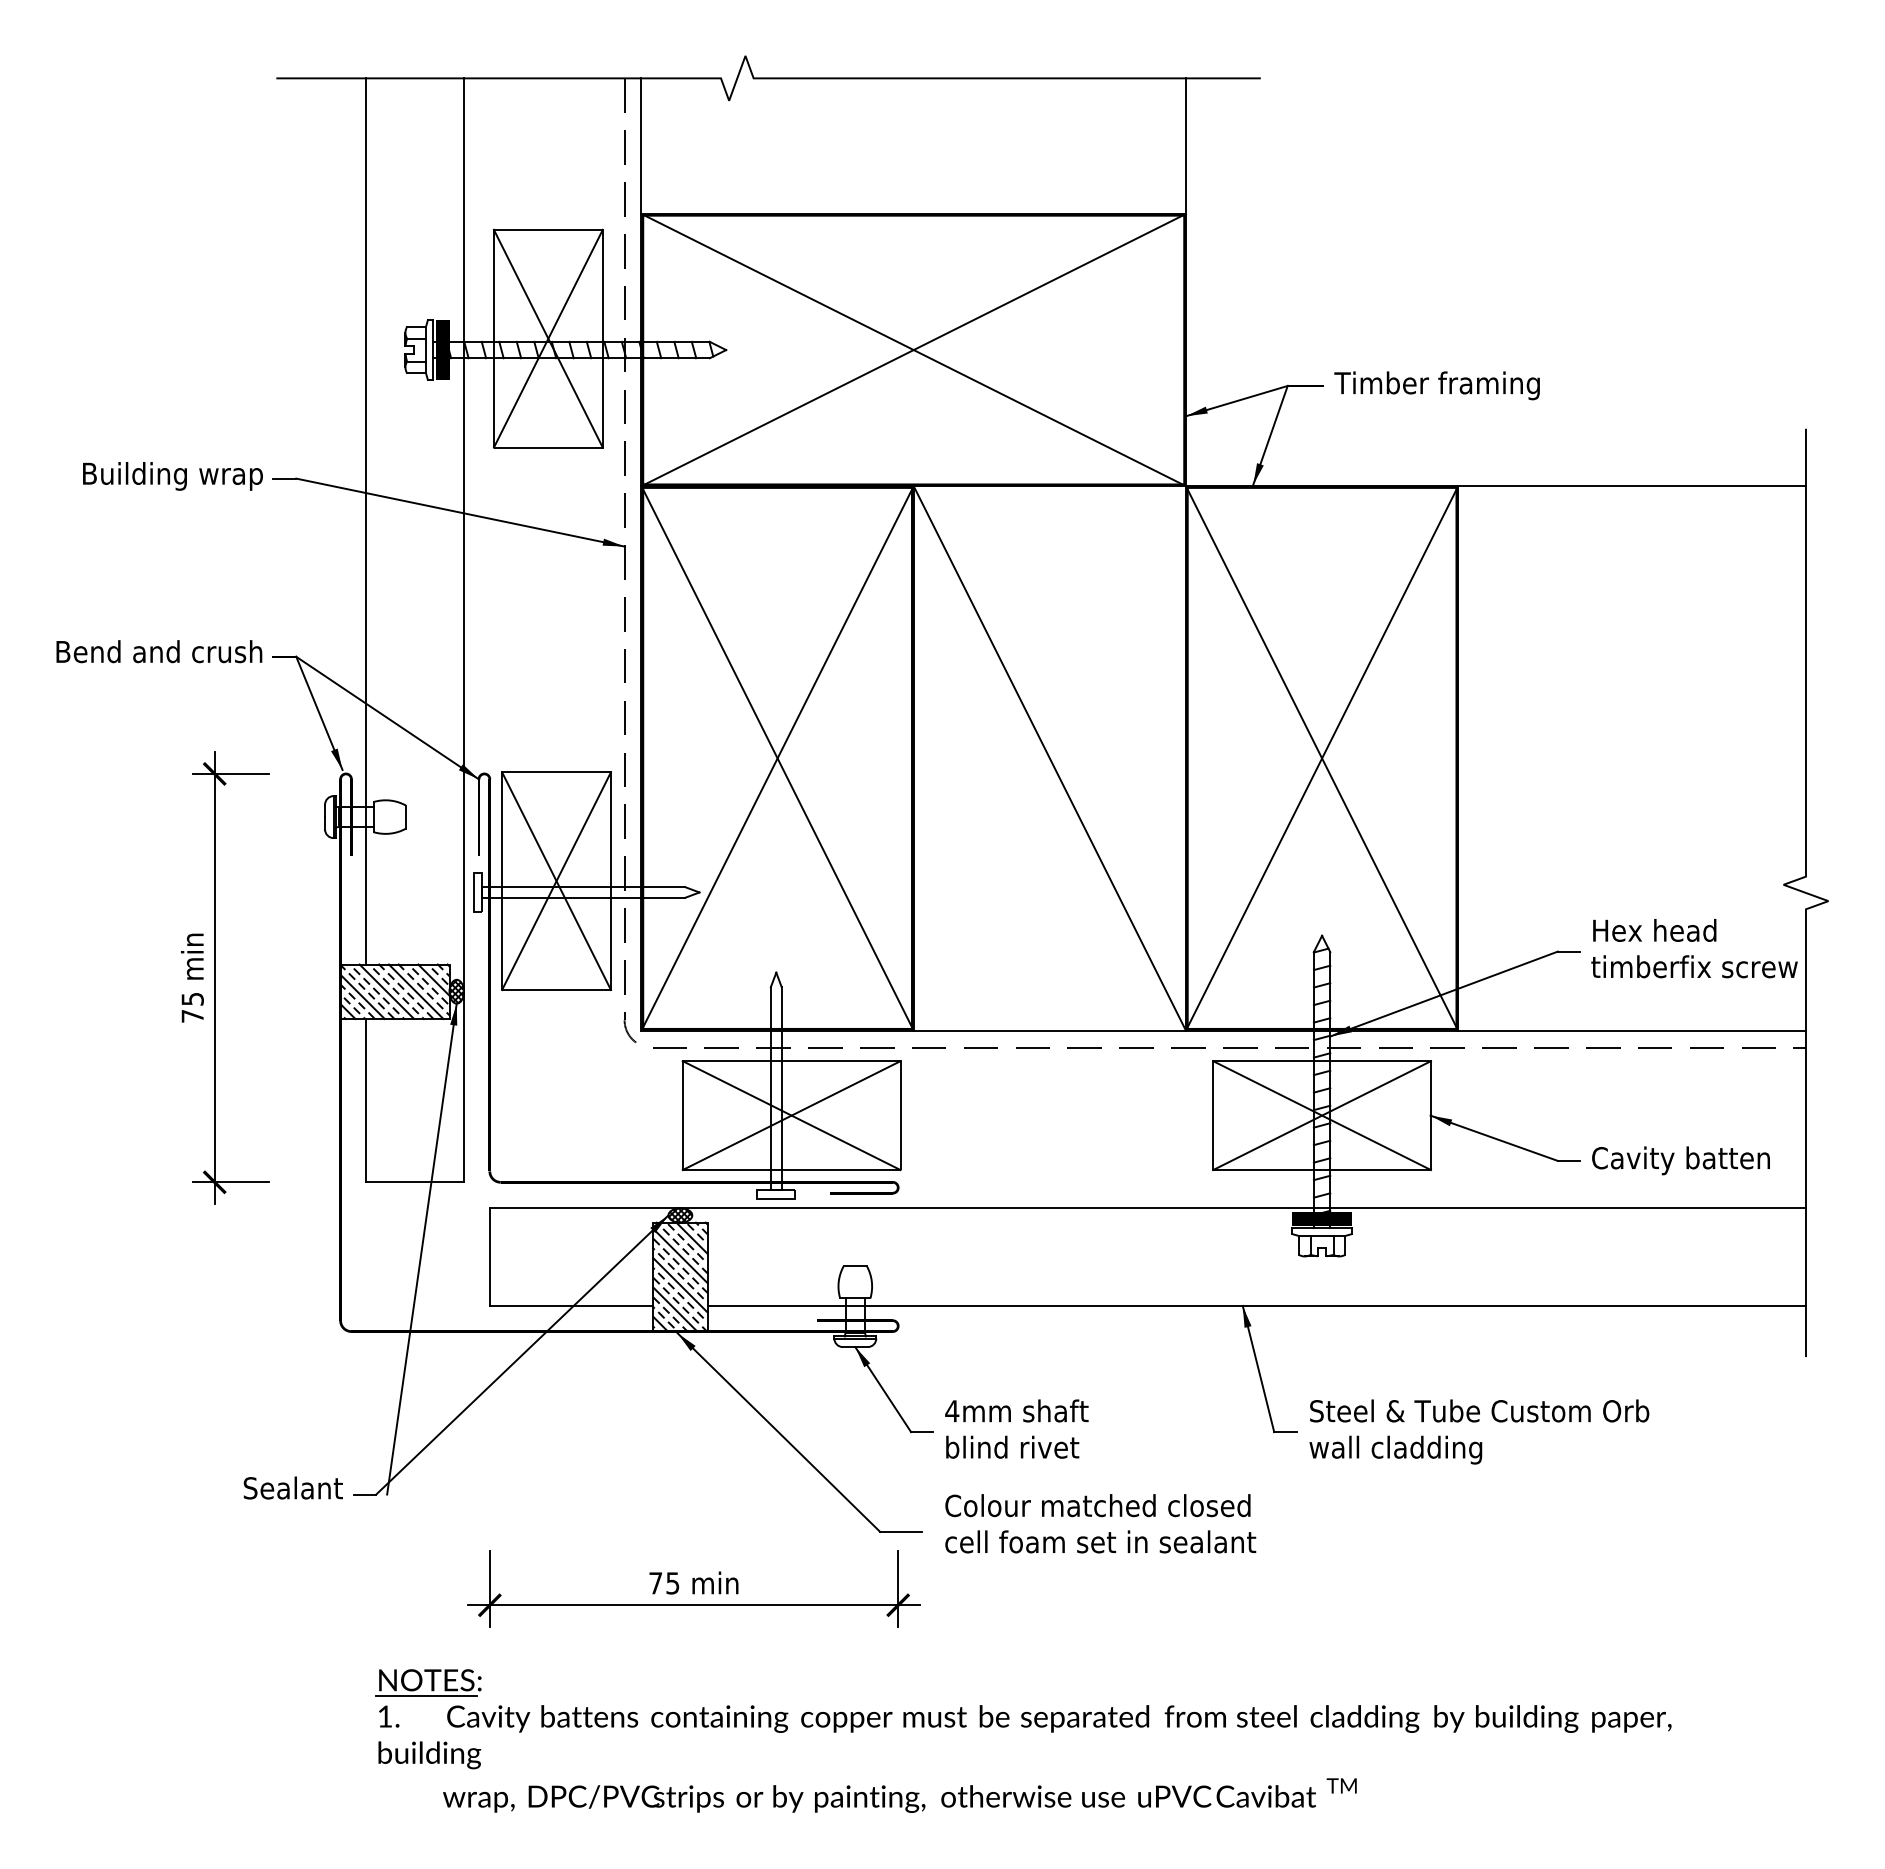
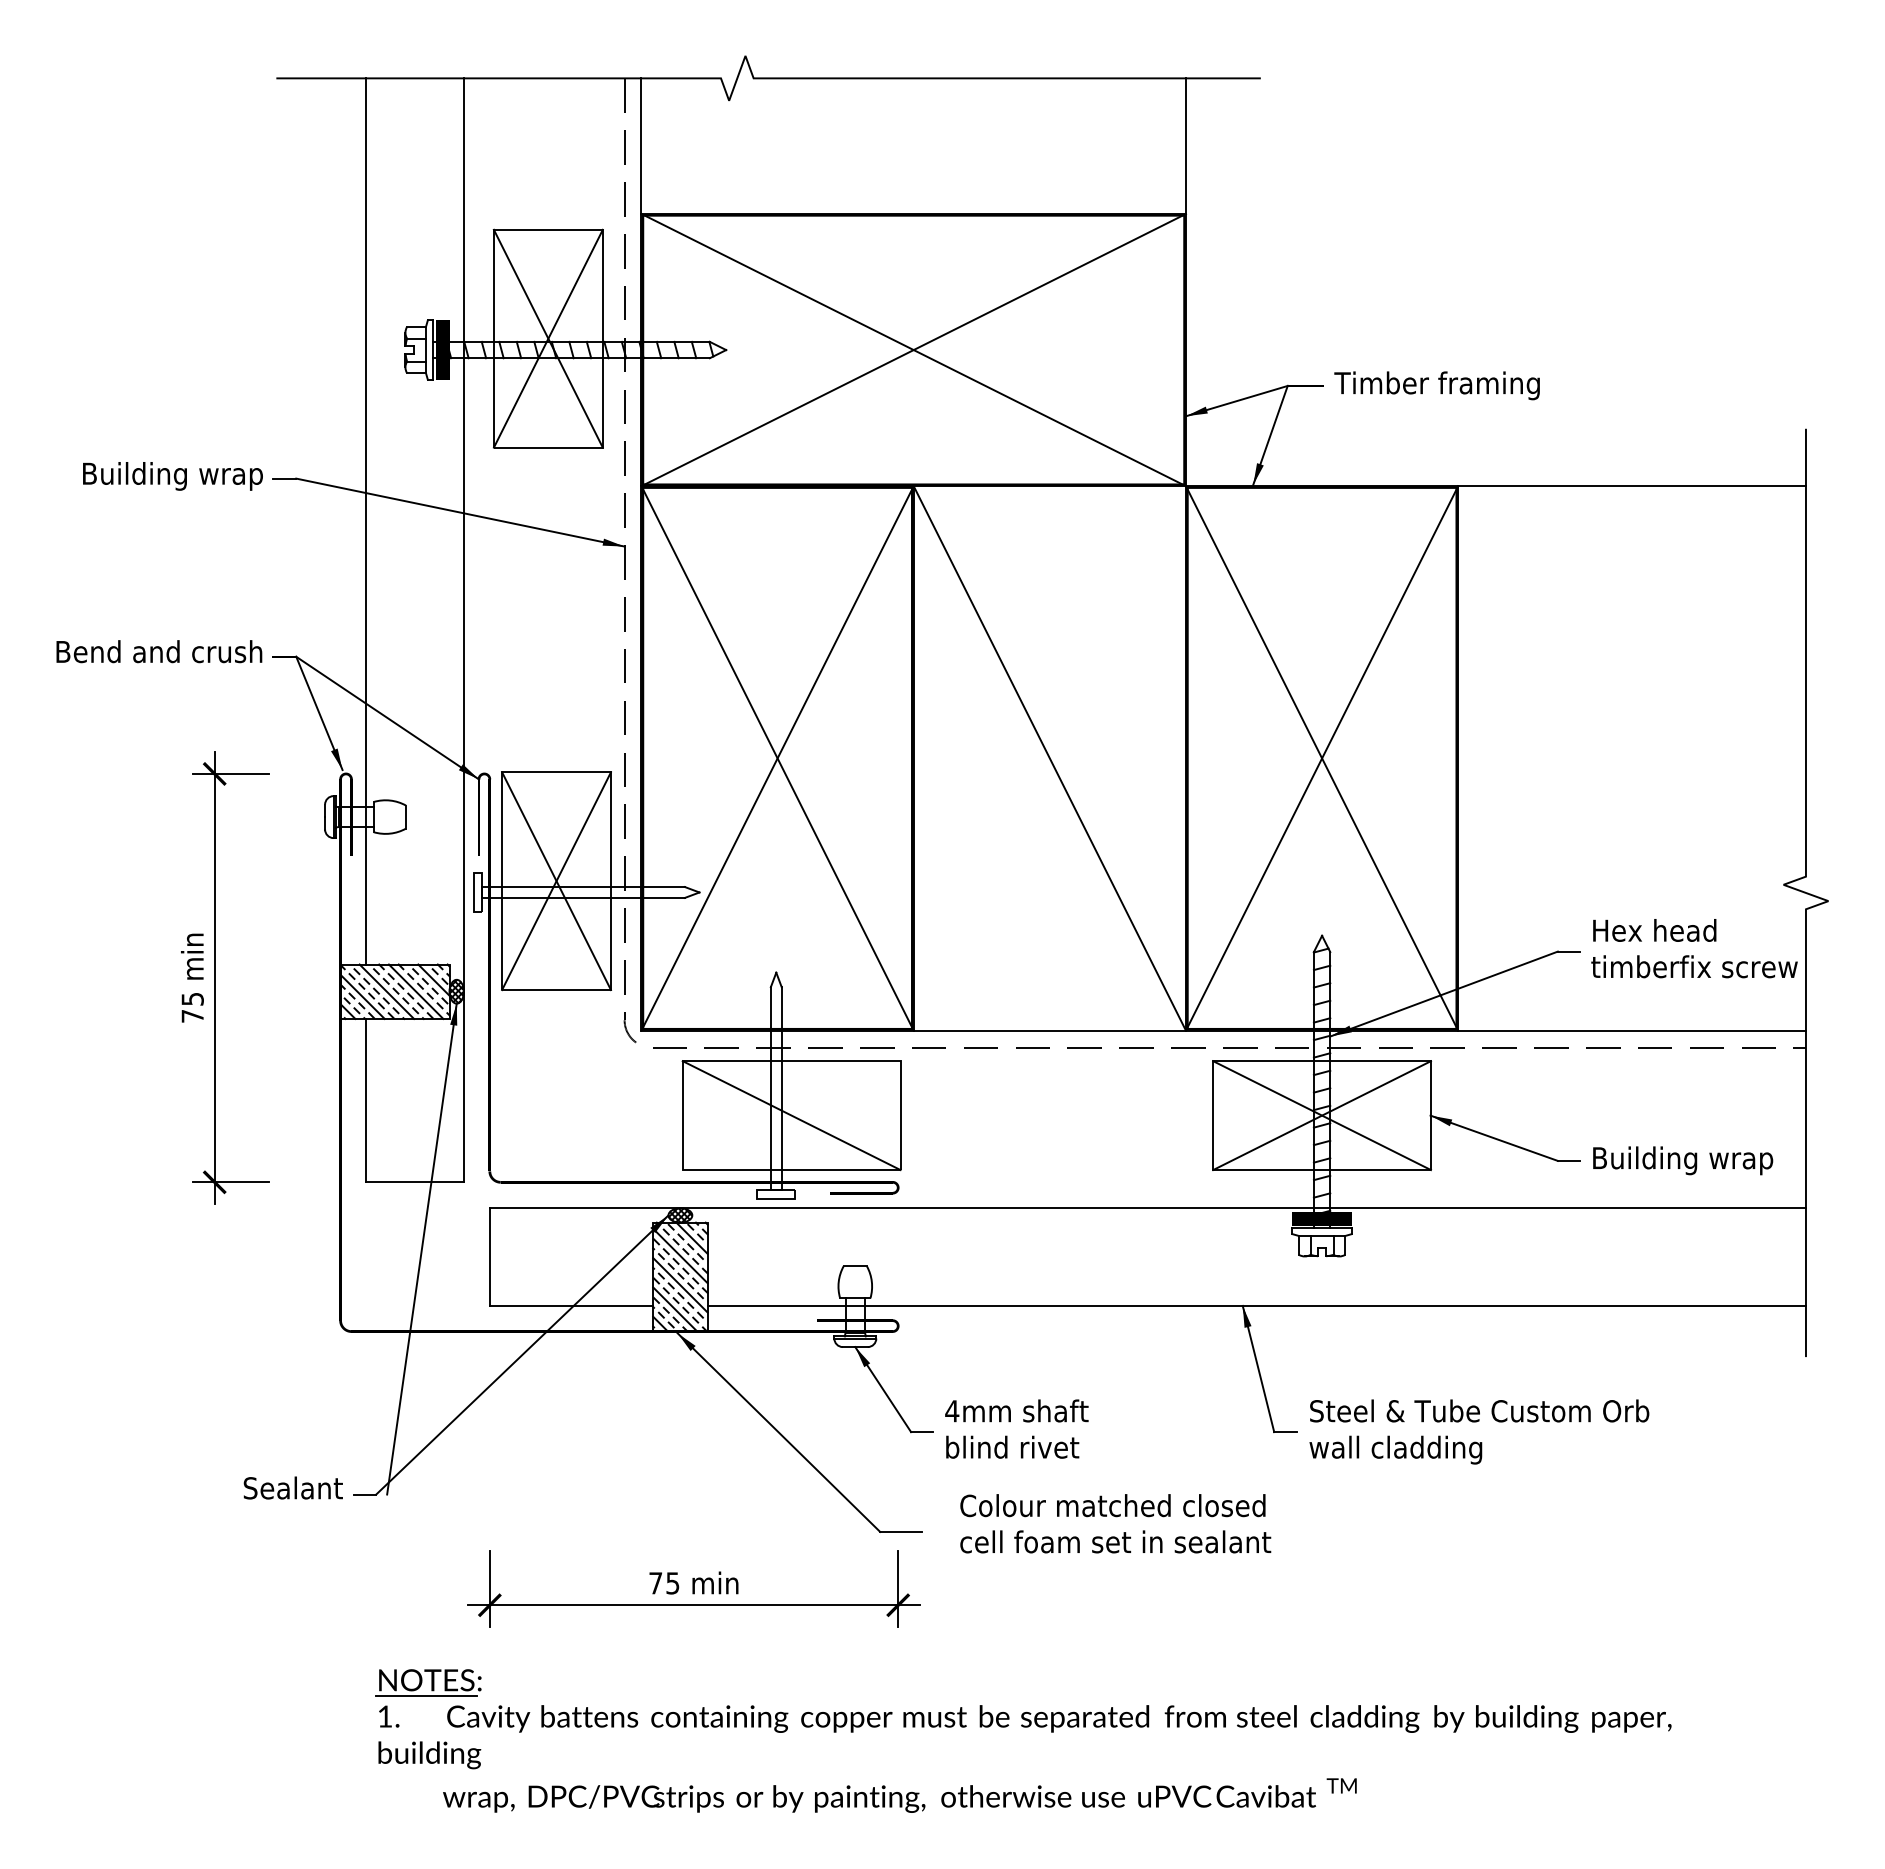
line: present -> none (791, 1115)
text: Cavity batten -> Building wrap (1682, 1160)
text position: (1100, 1523) -> (1115, 1523) (1115, 1523)
